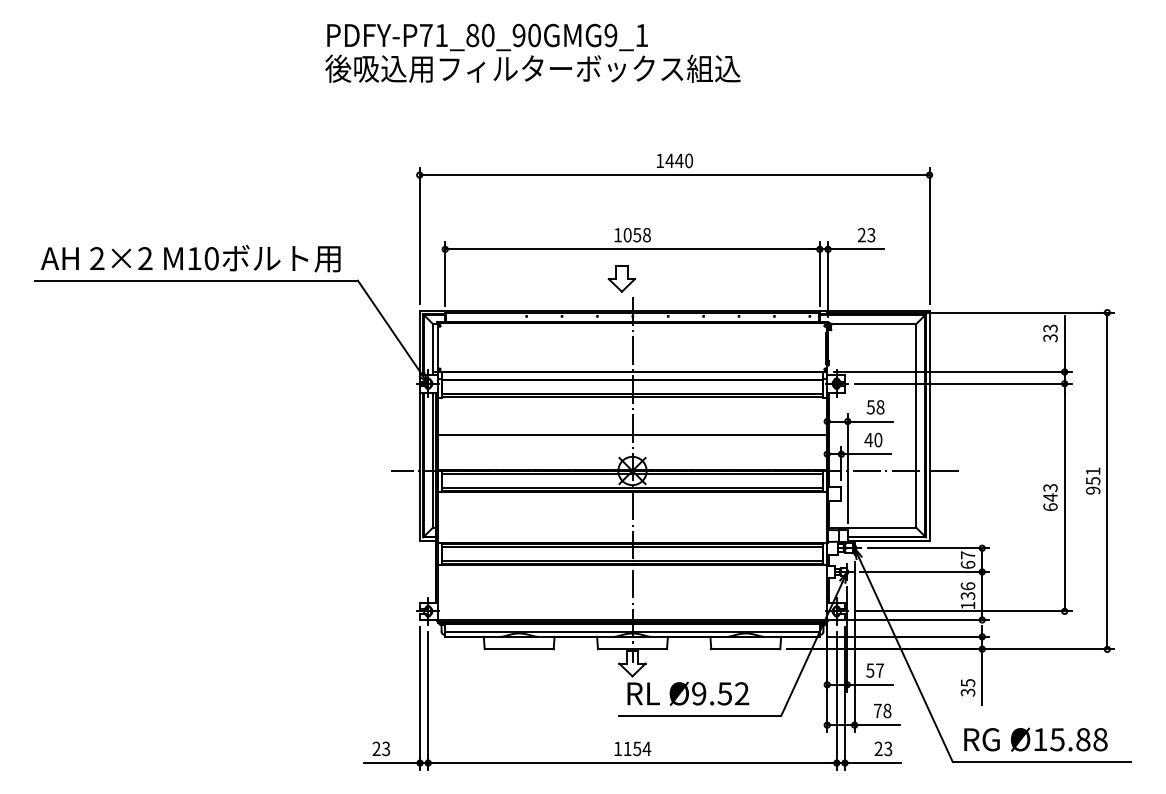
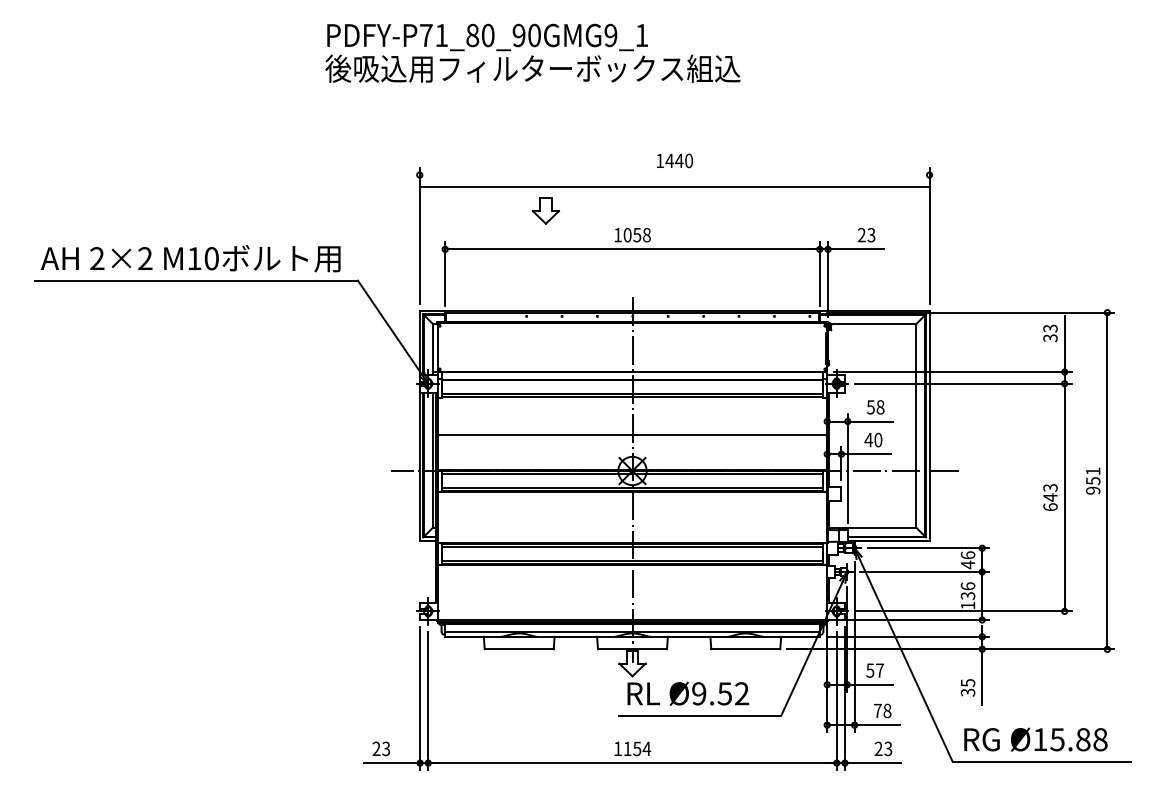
line position: (674, 175) -> (674, 187) (674, 187)
part position: (621, 278) -> (545, 210) (545, 210)
text: 67 -> 46 (967, 560)
